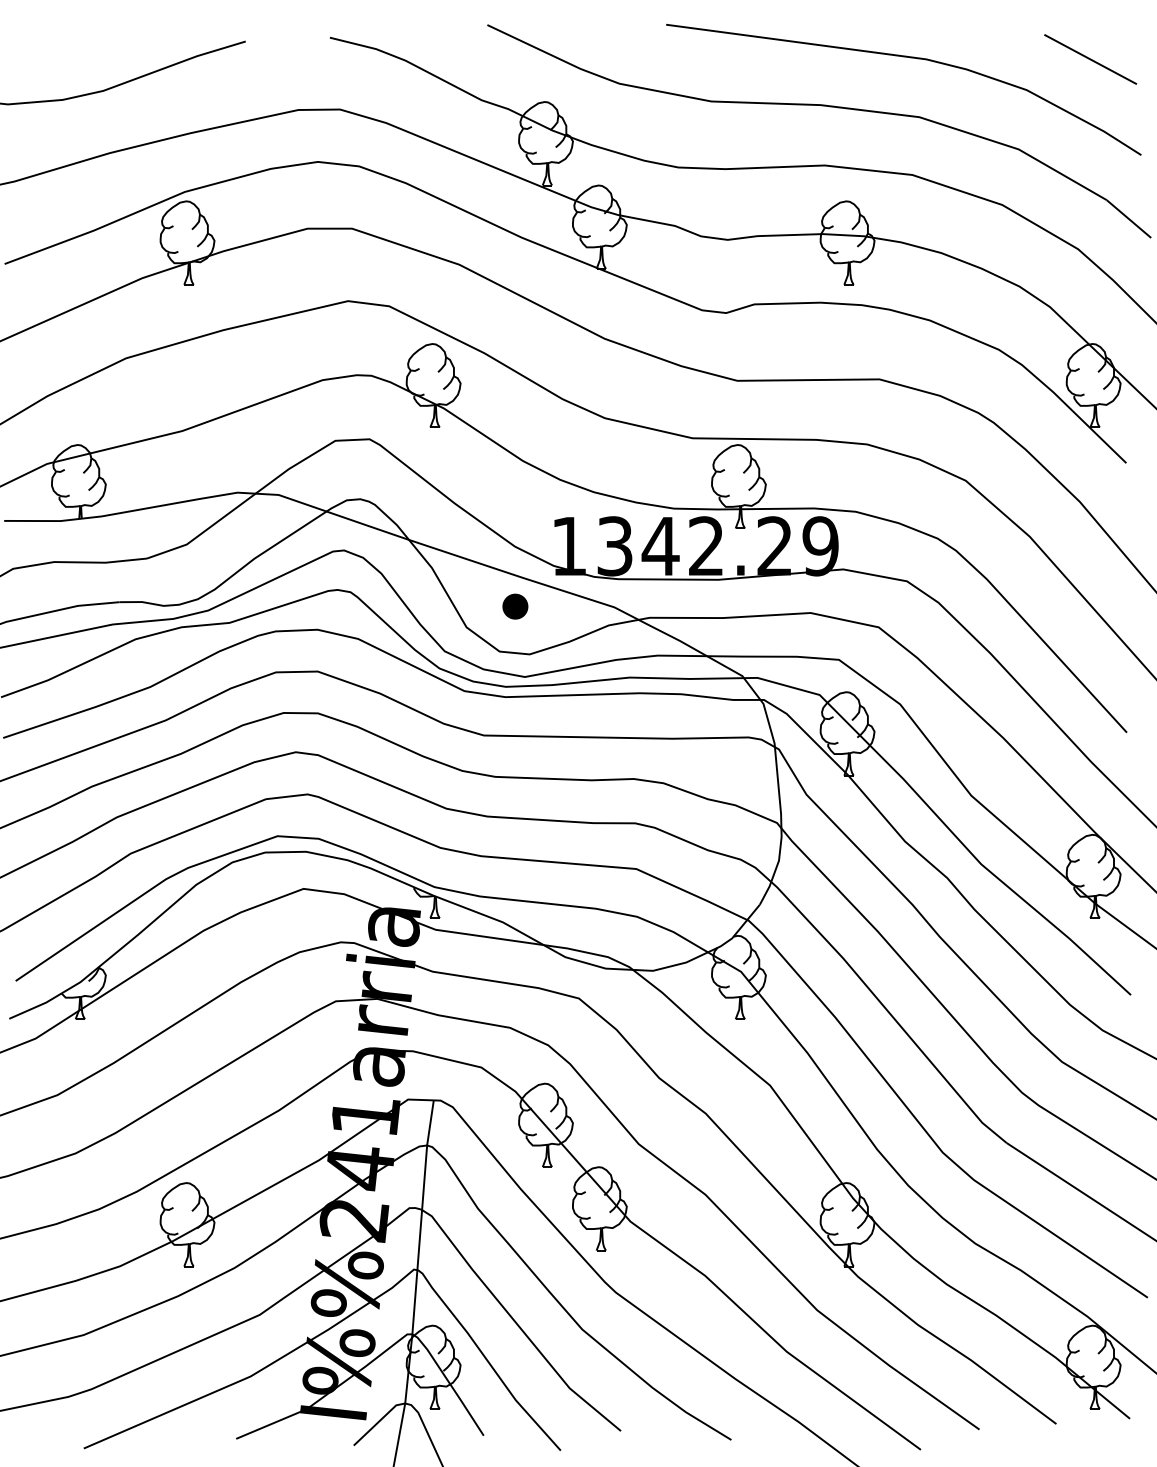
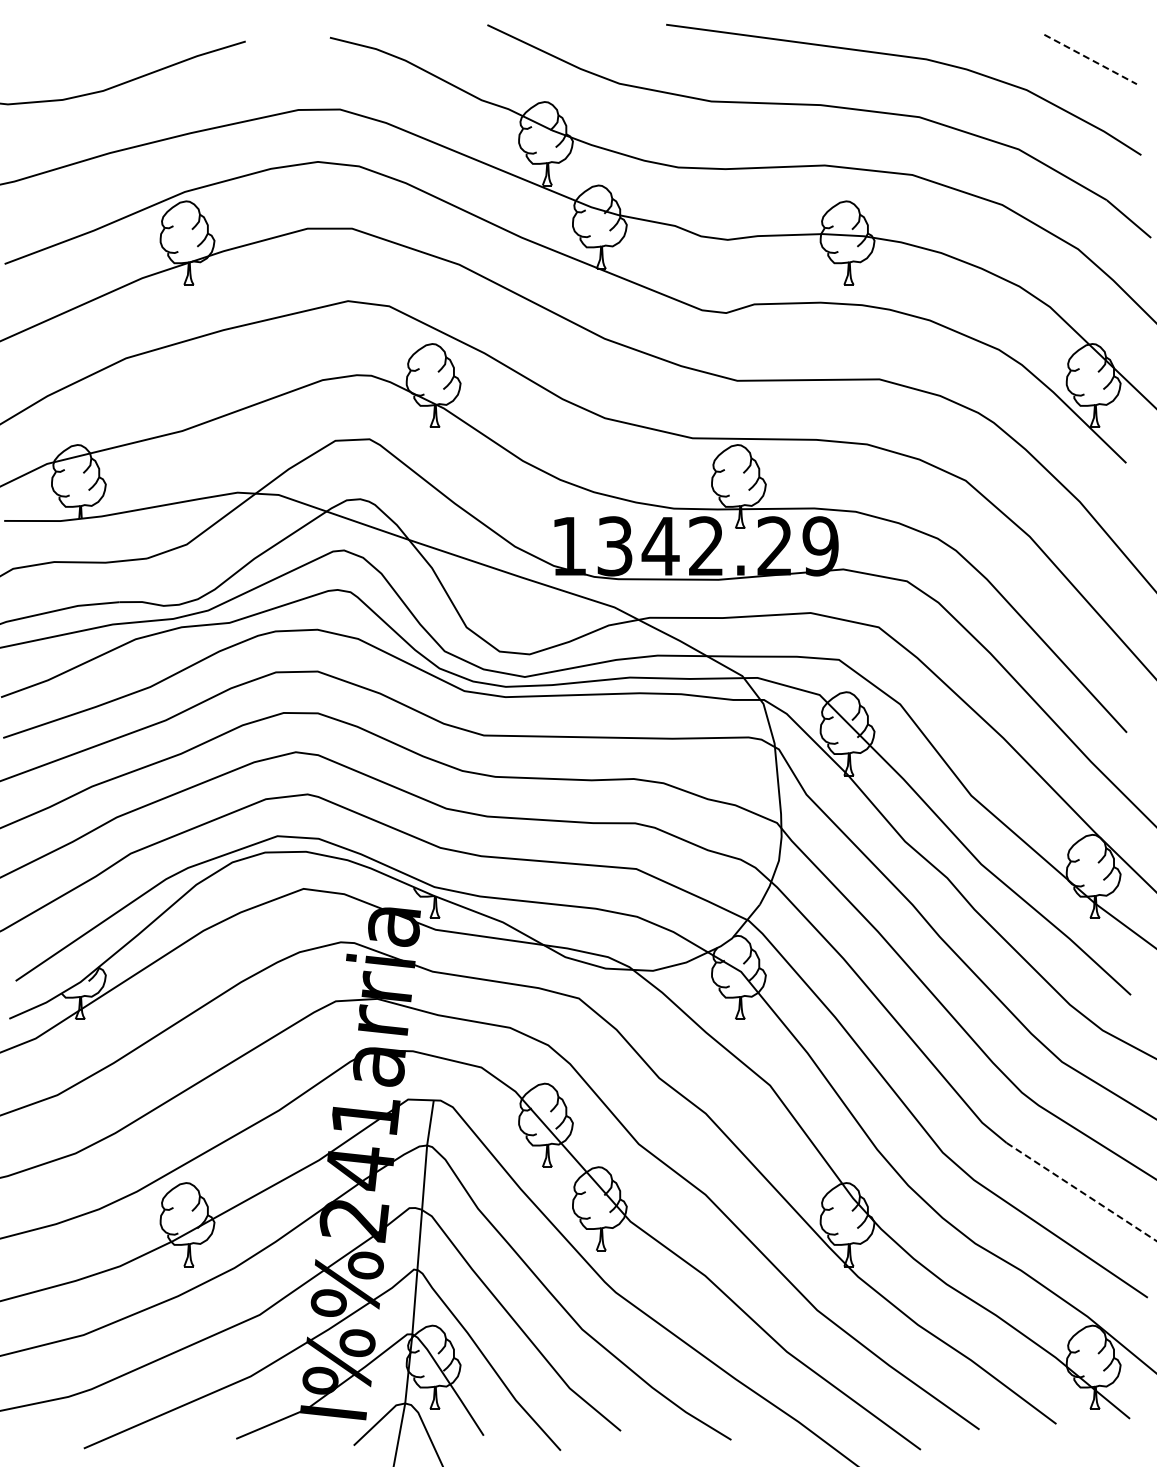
line: solid -> dashed (1091, 59)
part: present -> none (515, 606)
line: solid -> dashed (1081, 1192)
